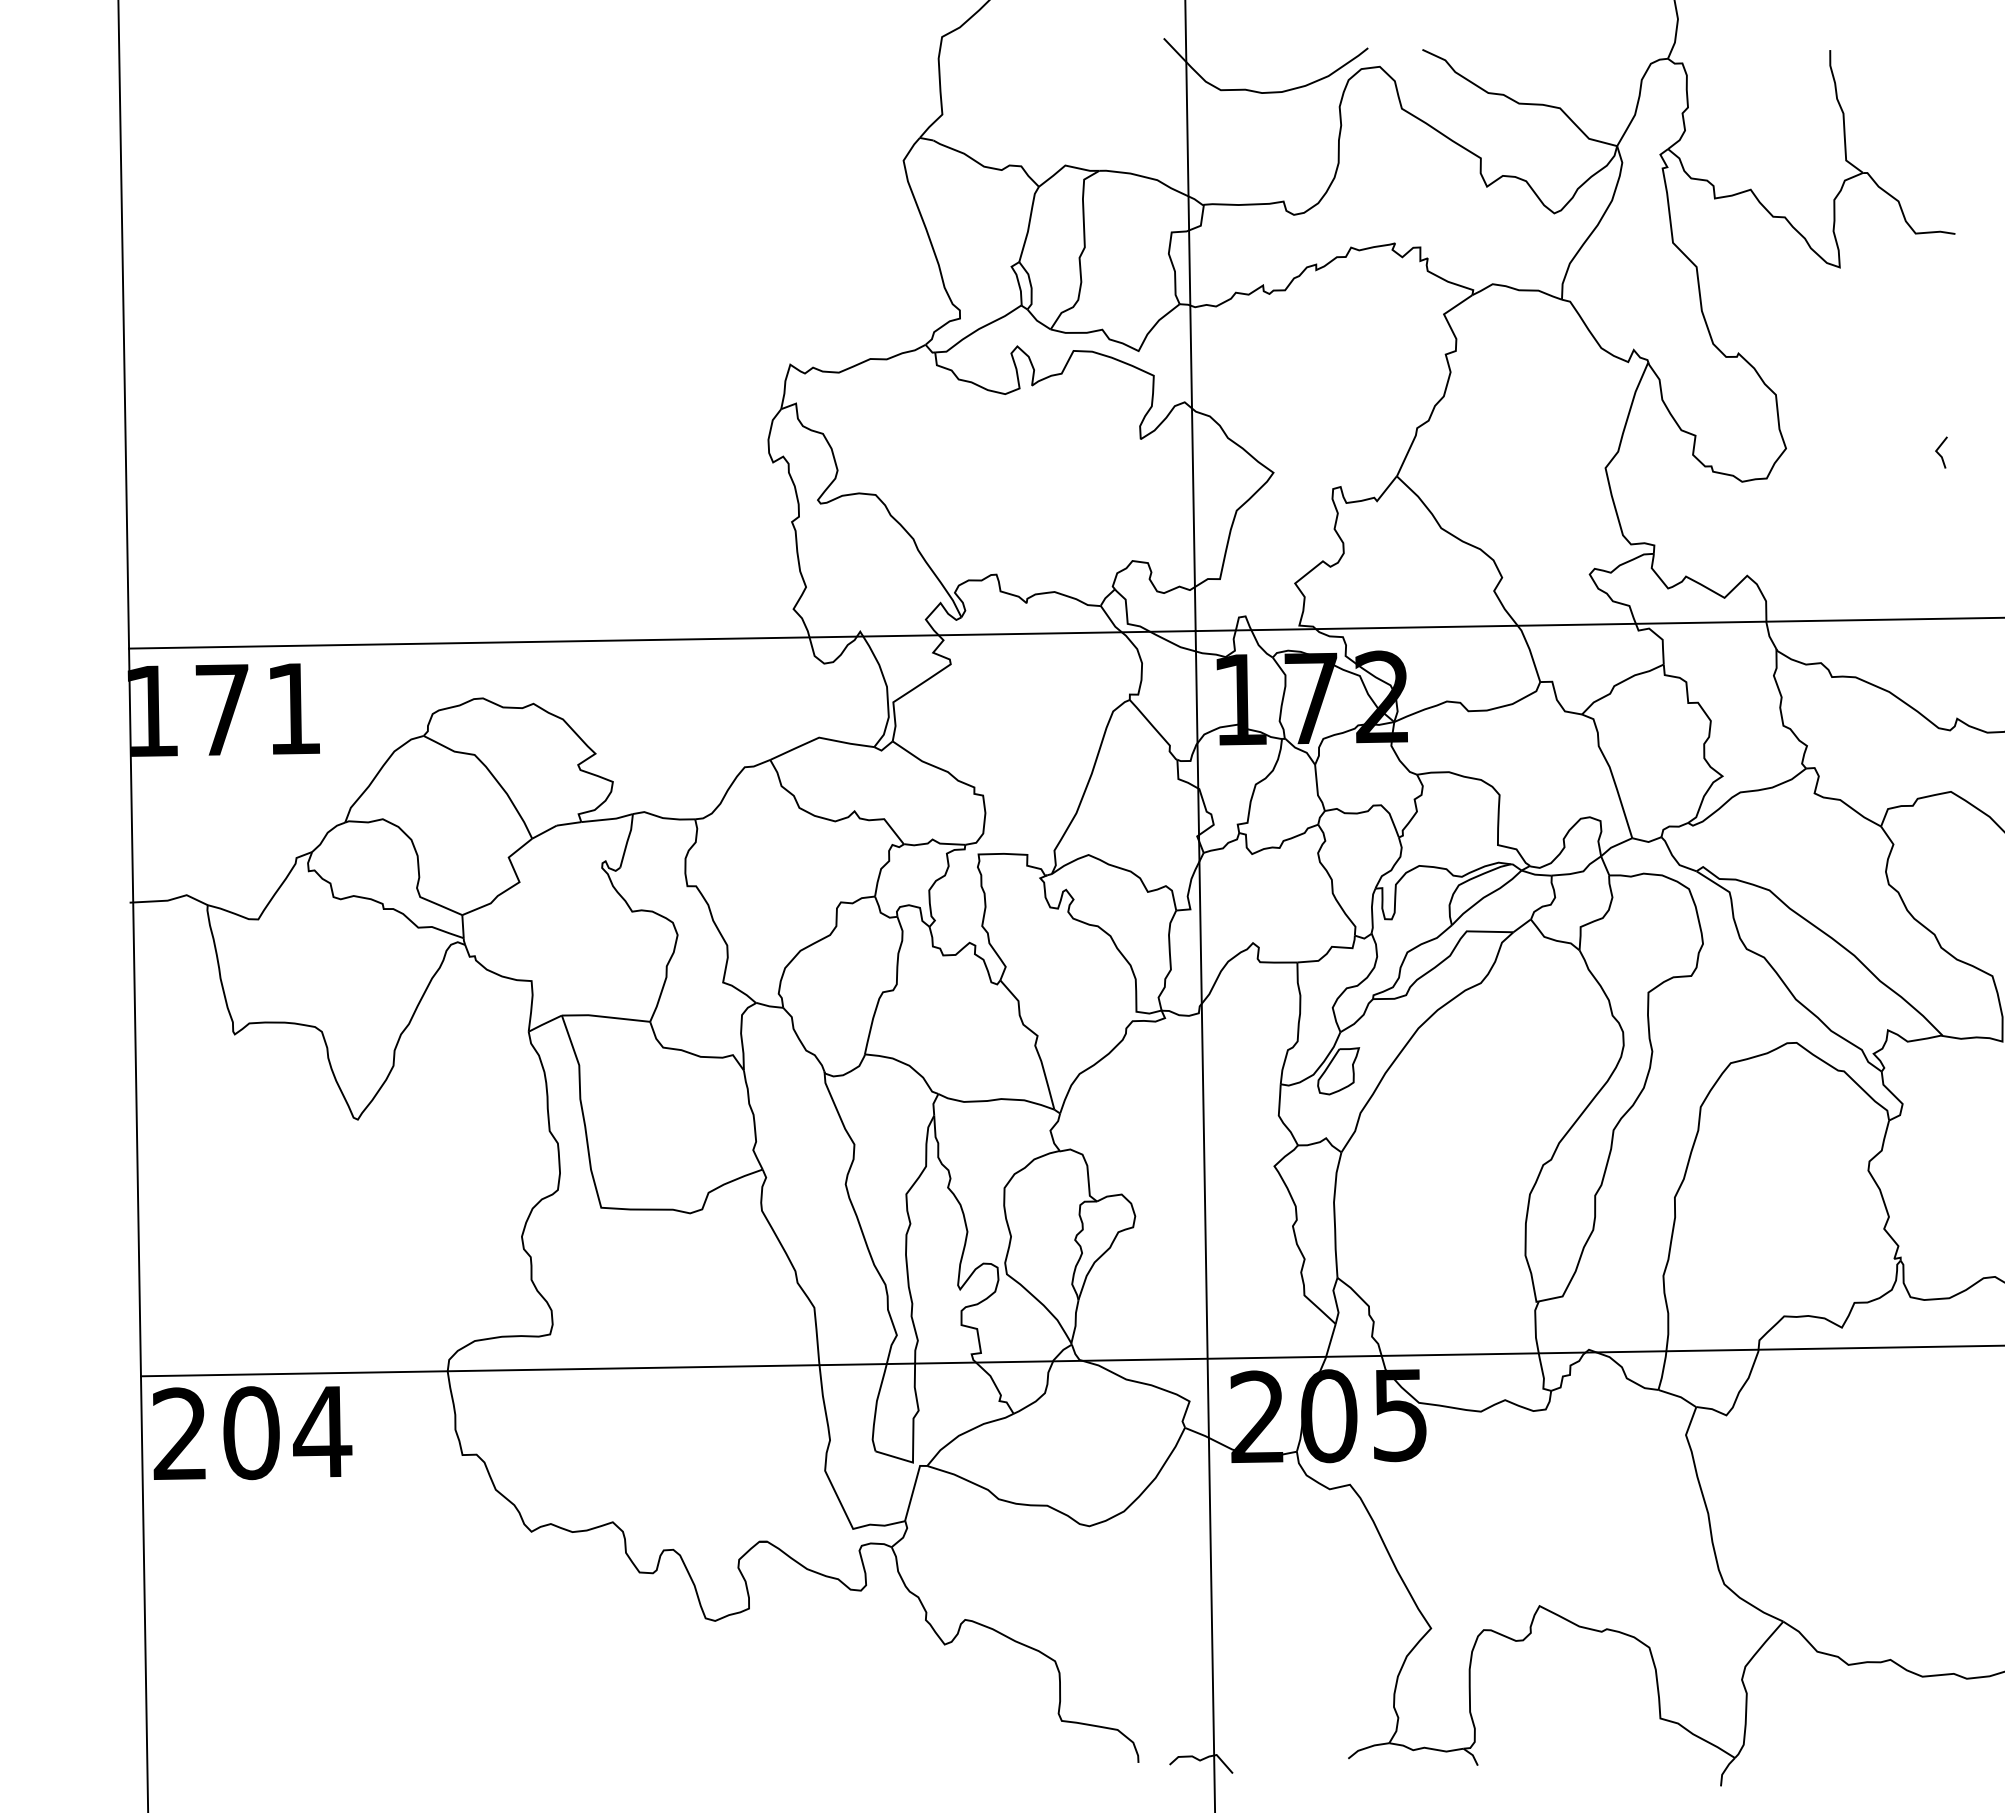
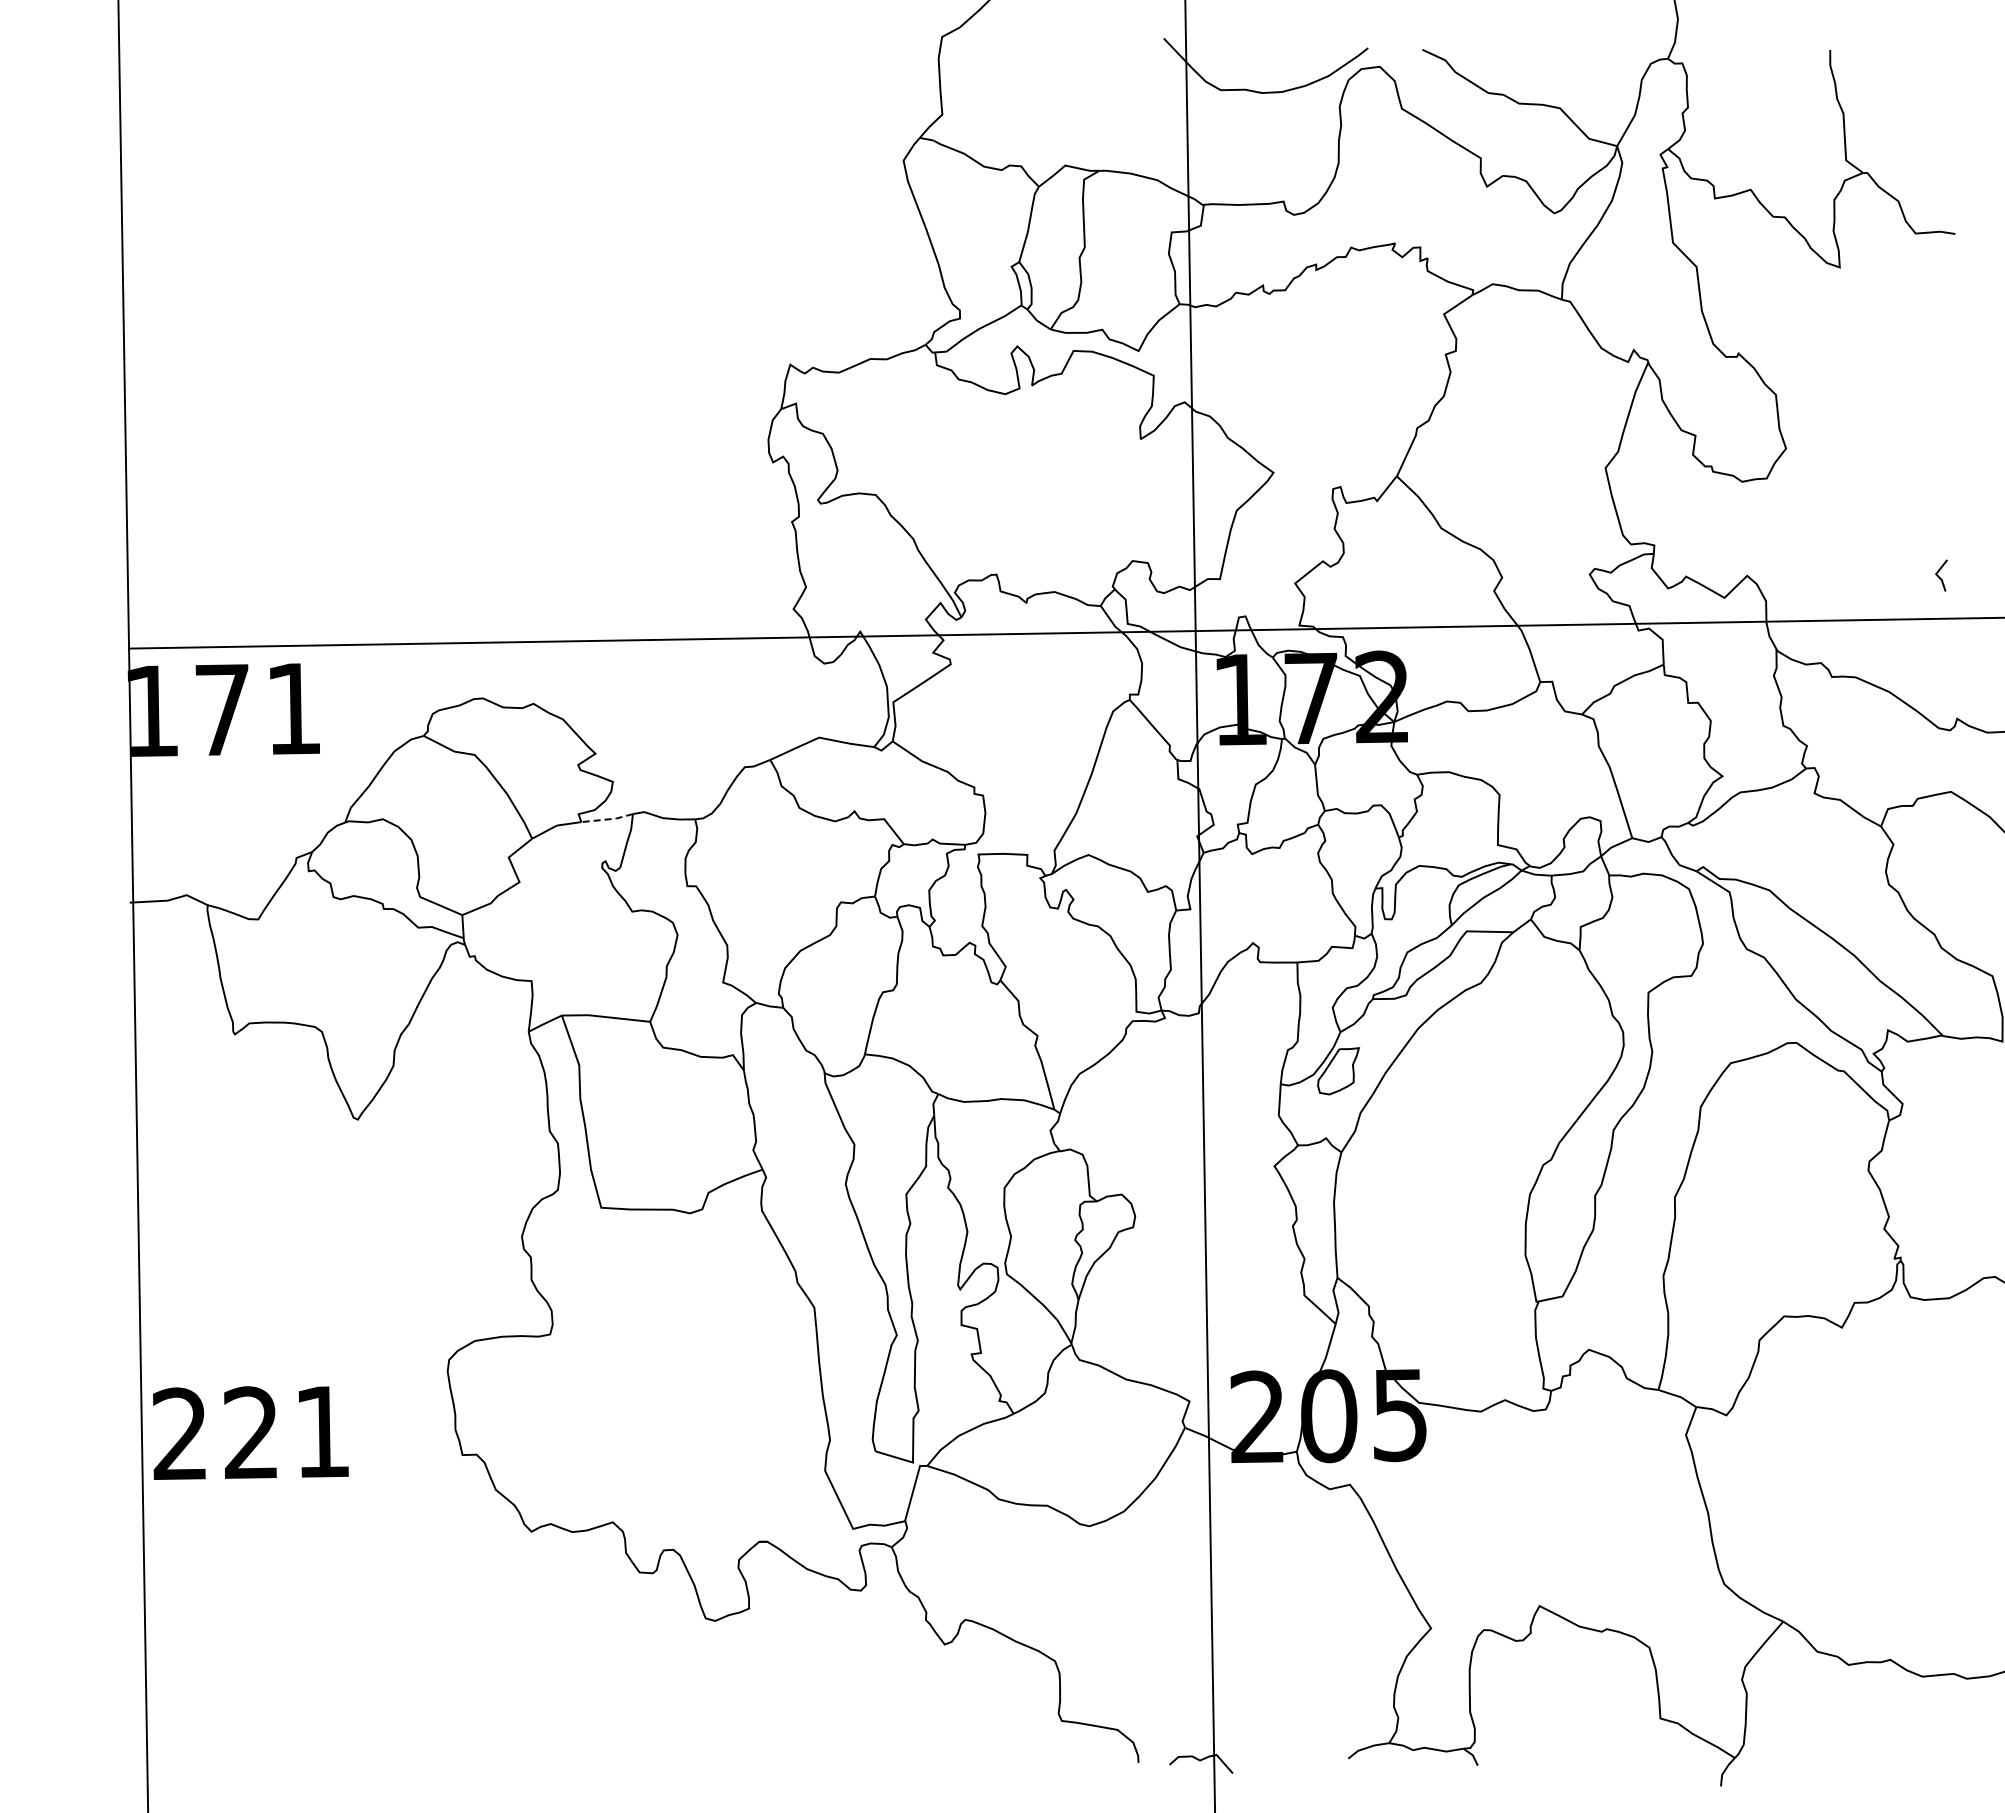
line position: (1939, 453) -> (1939, 576) (1939, 576)
line: solid -> dashed (607, 819)
line: present -> none (1070, 1360)
text: 204 -> 221 (287, 1433)
